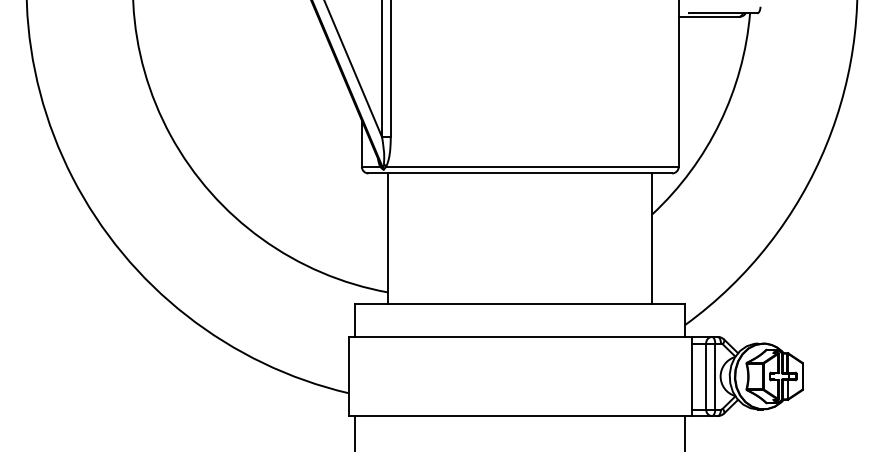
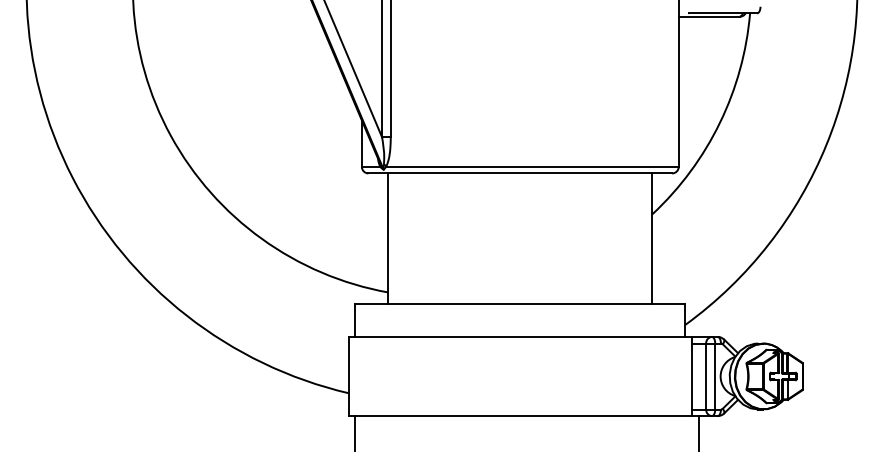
line position: (685, 432) -> (699, 432) (699, 432)
